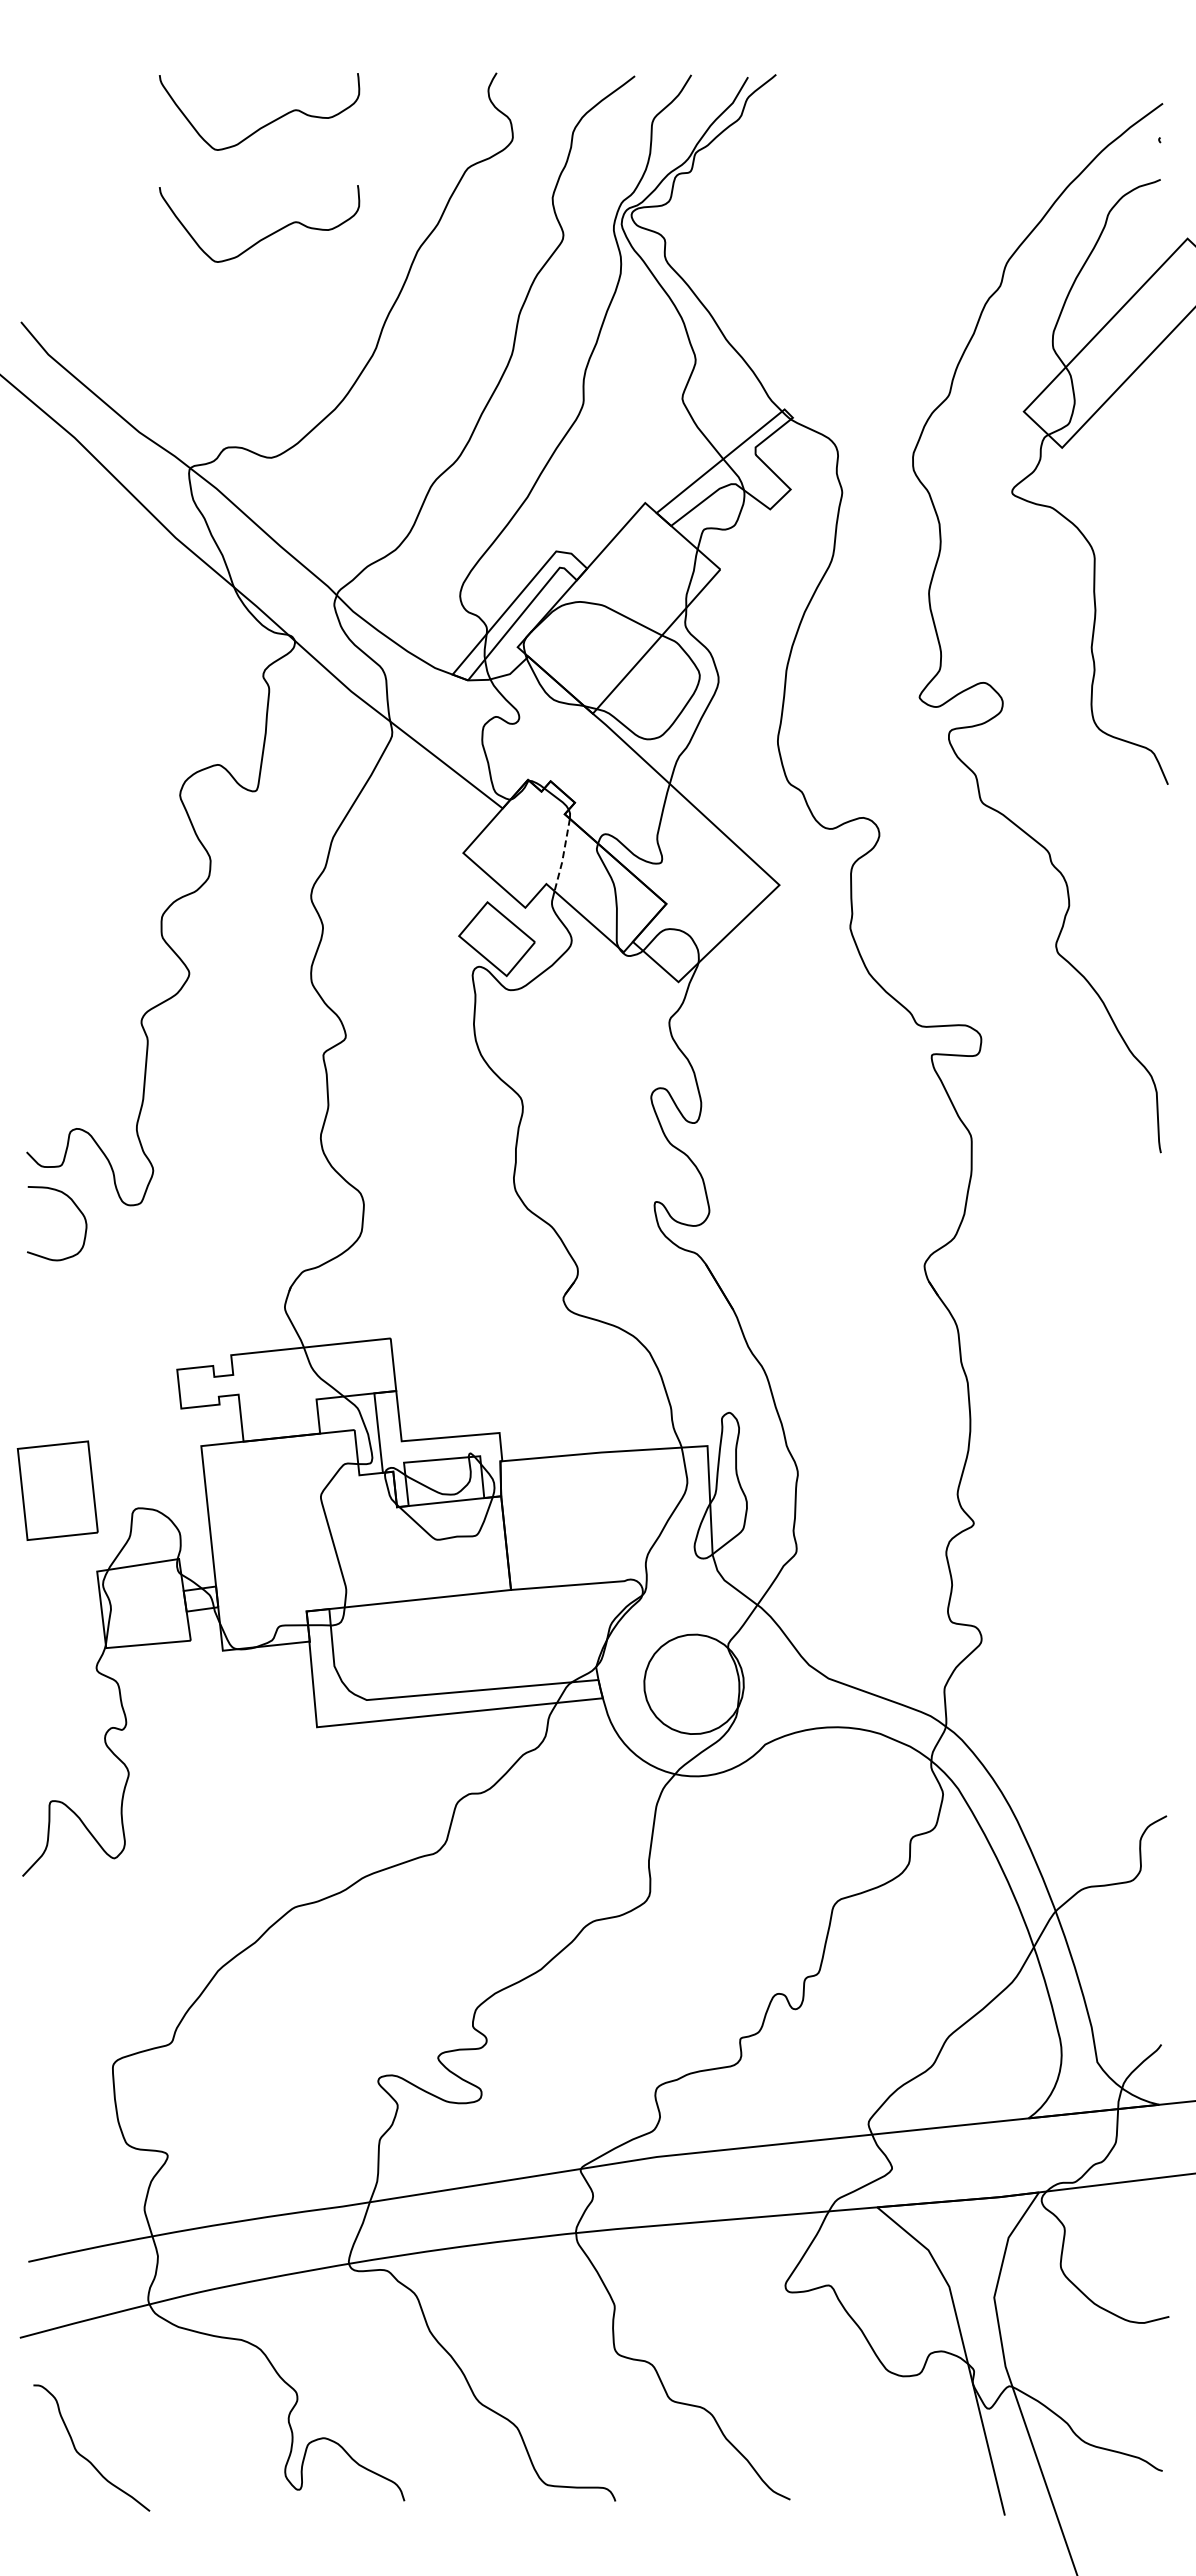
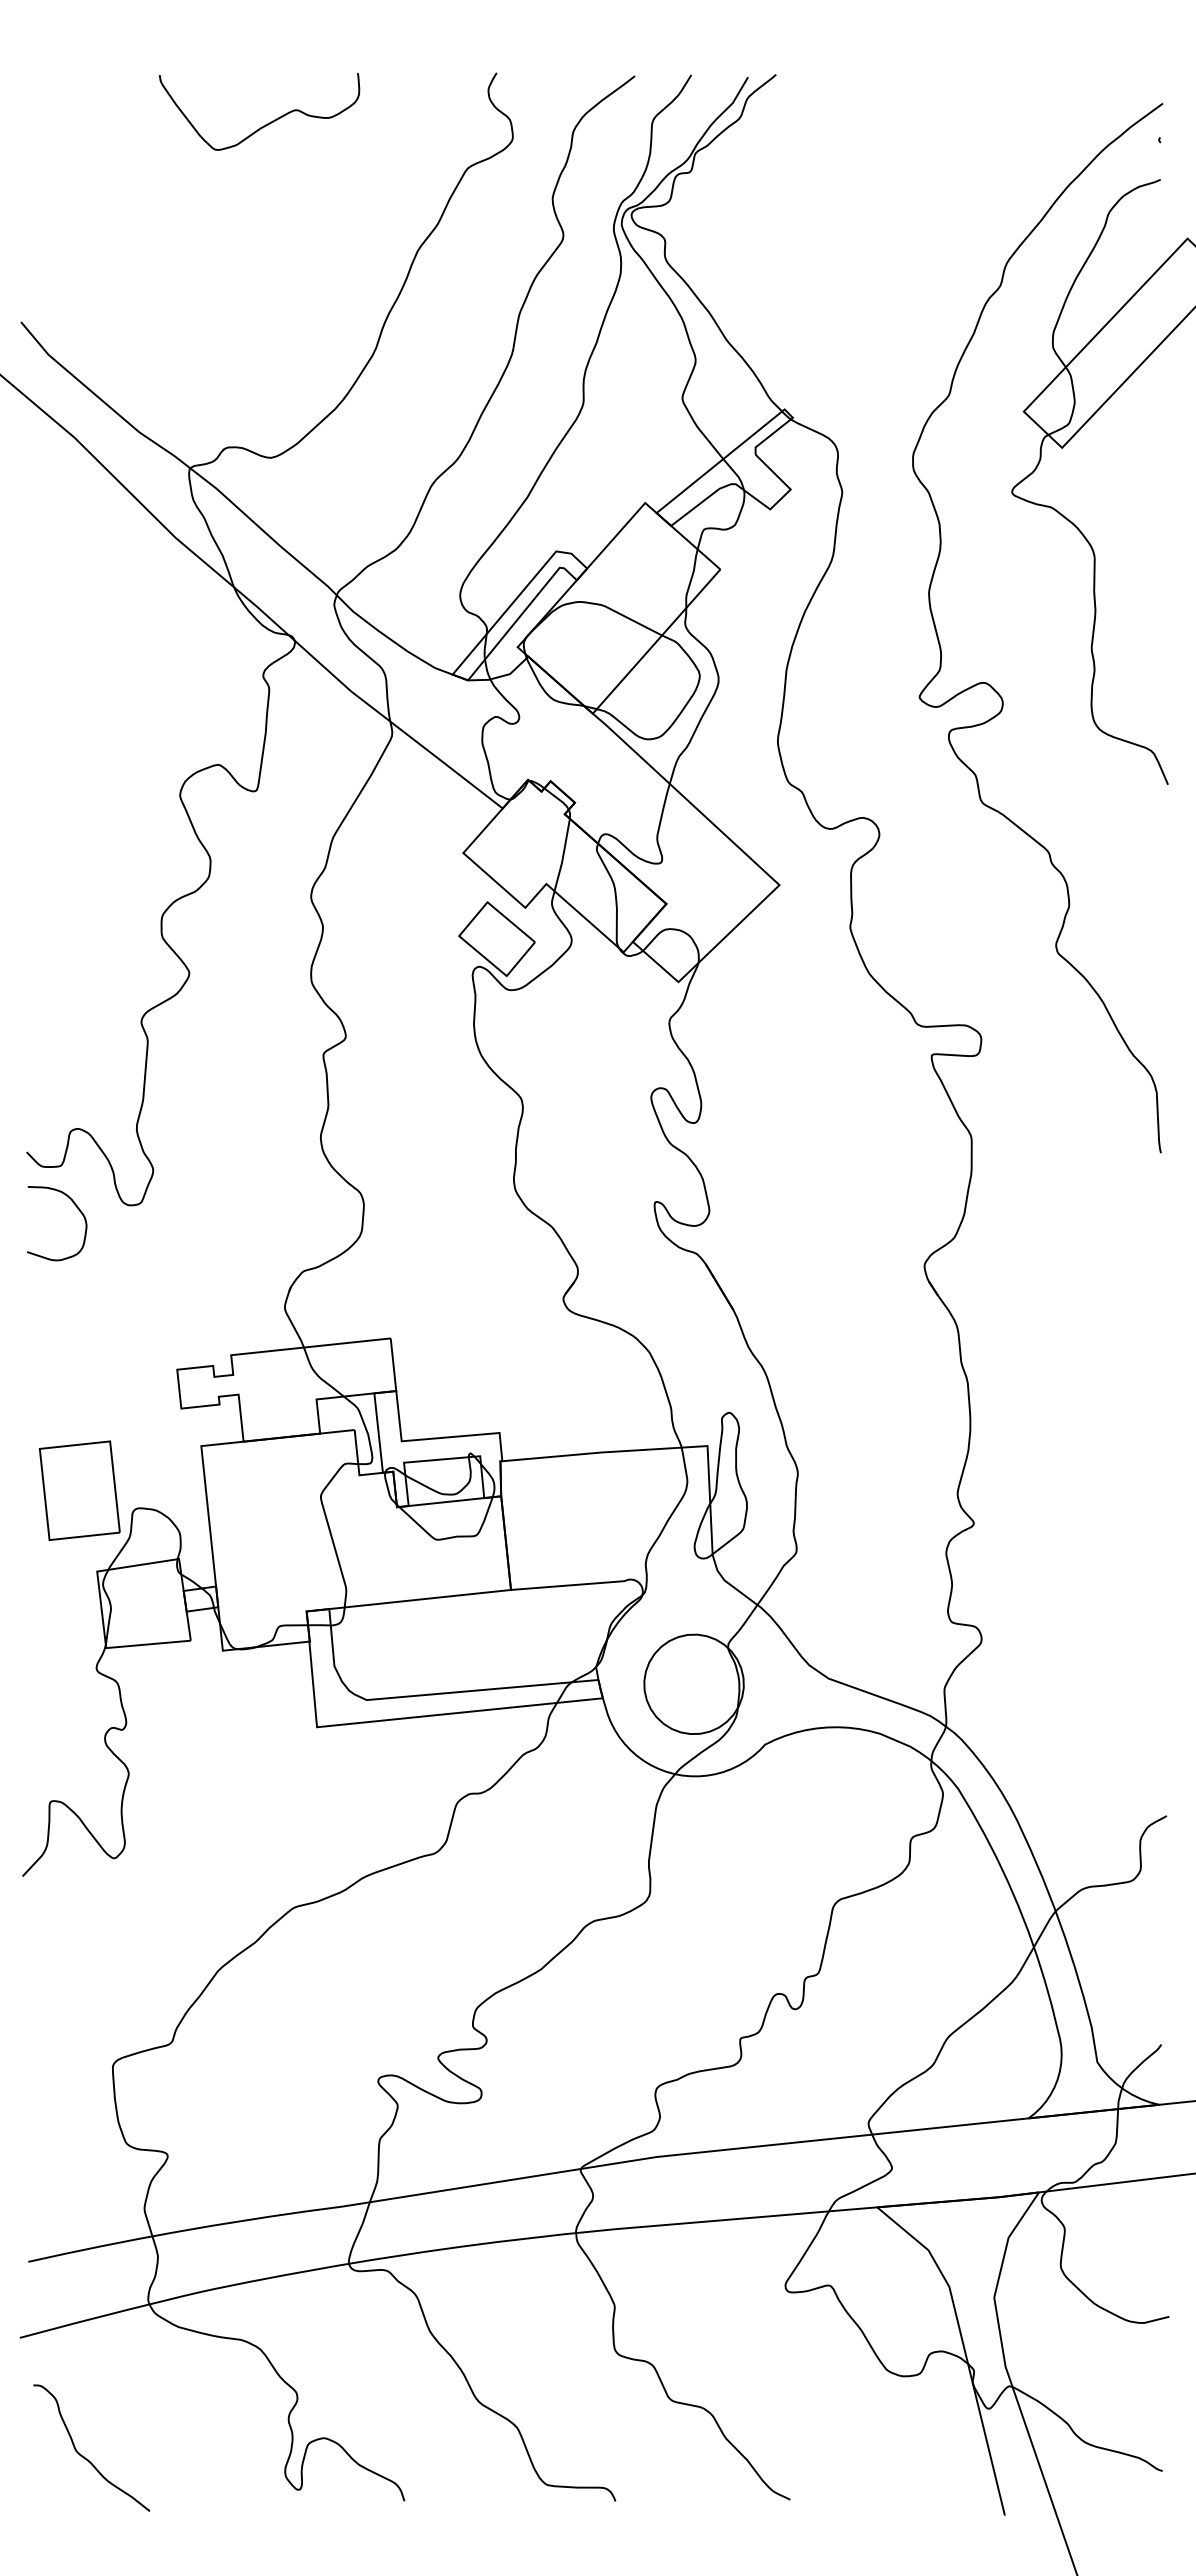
curve: present -> none (265, 236)
line: dashed -> solid (563, 855)
part position: (57, 1490) -> (79, 1490) (79, 1490)
